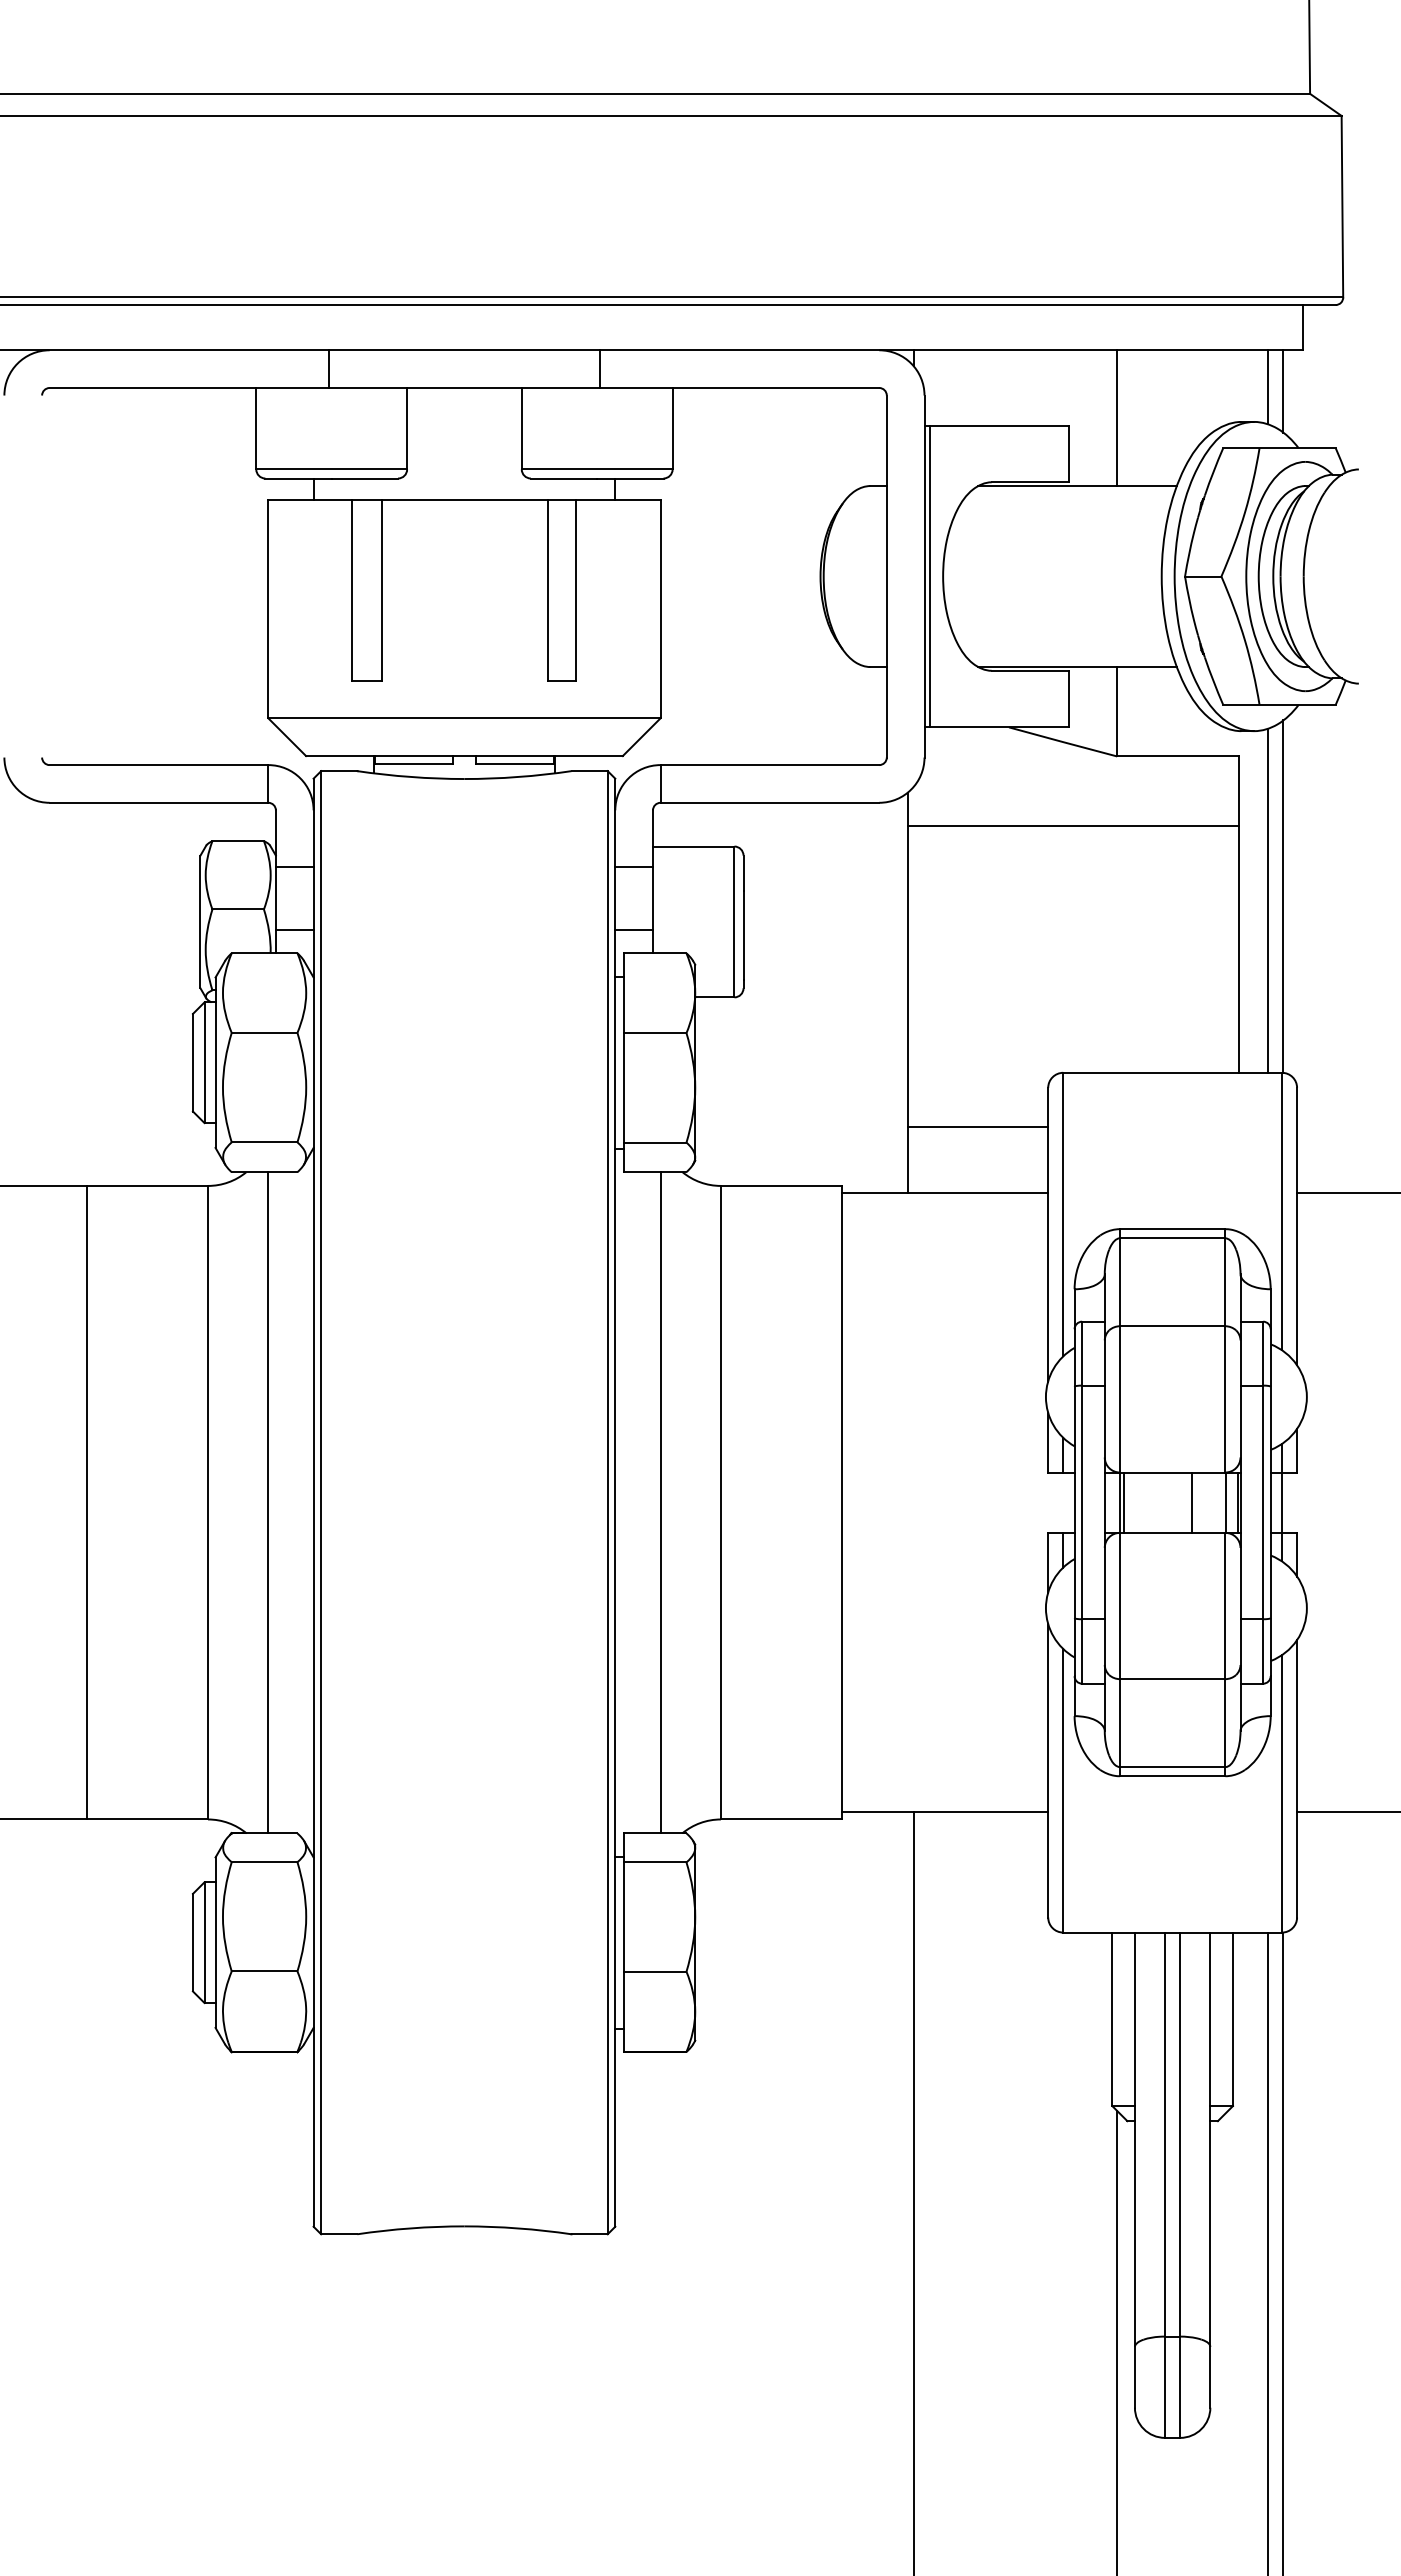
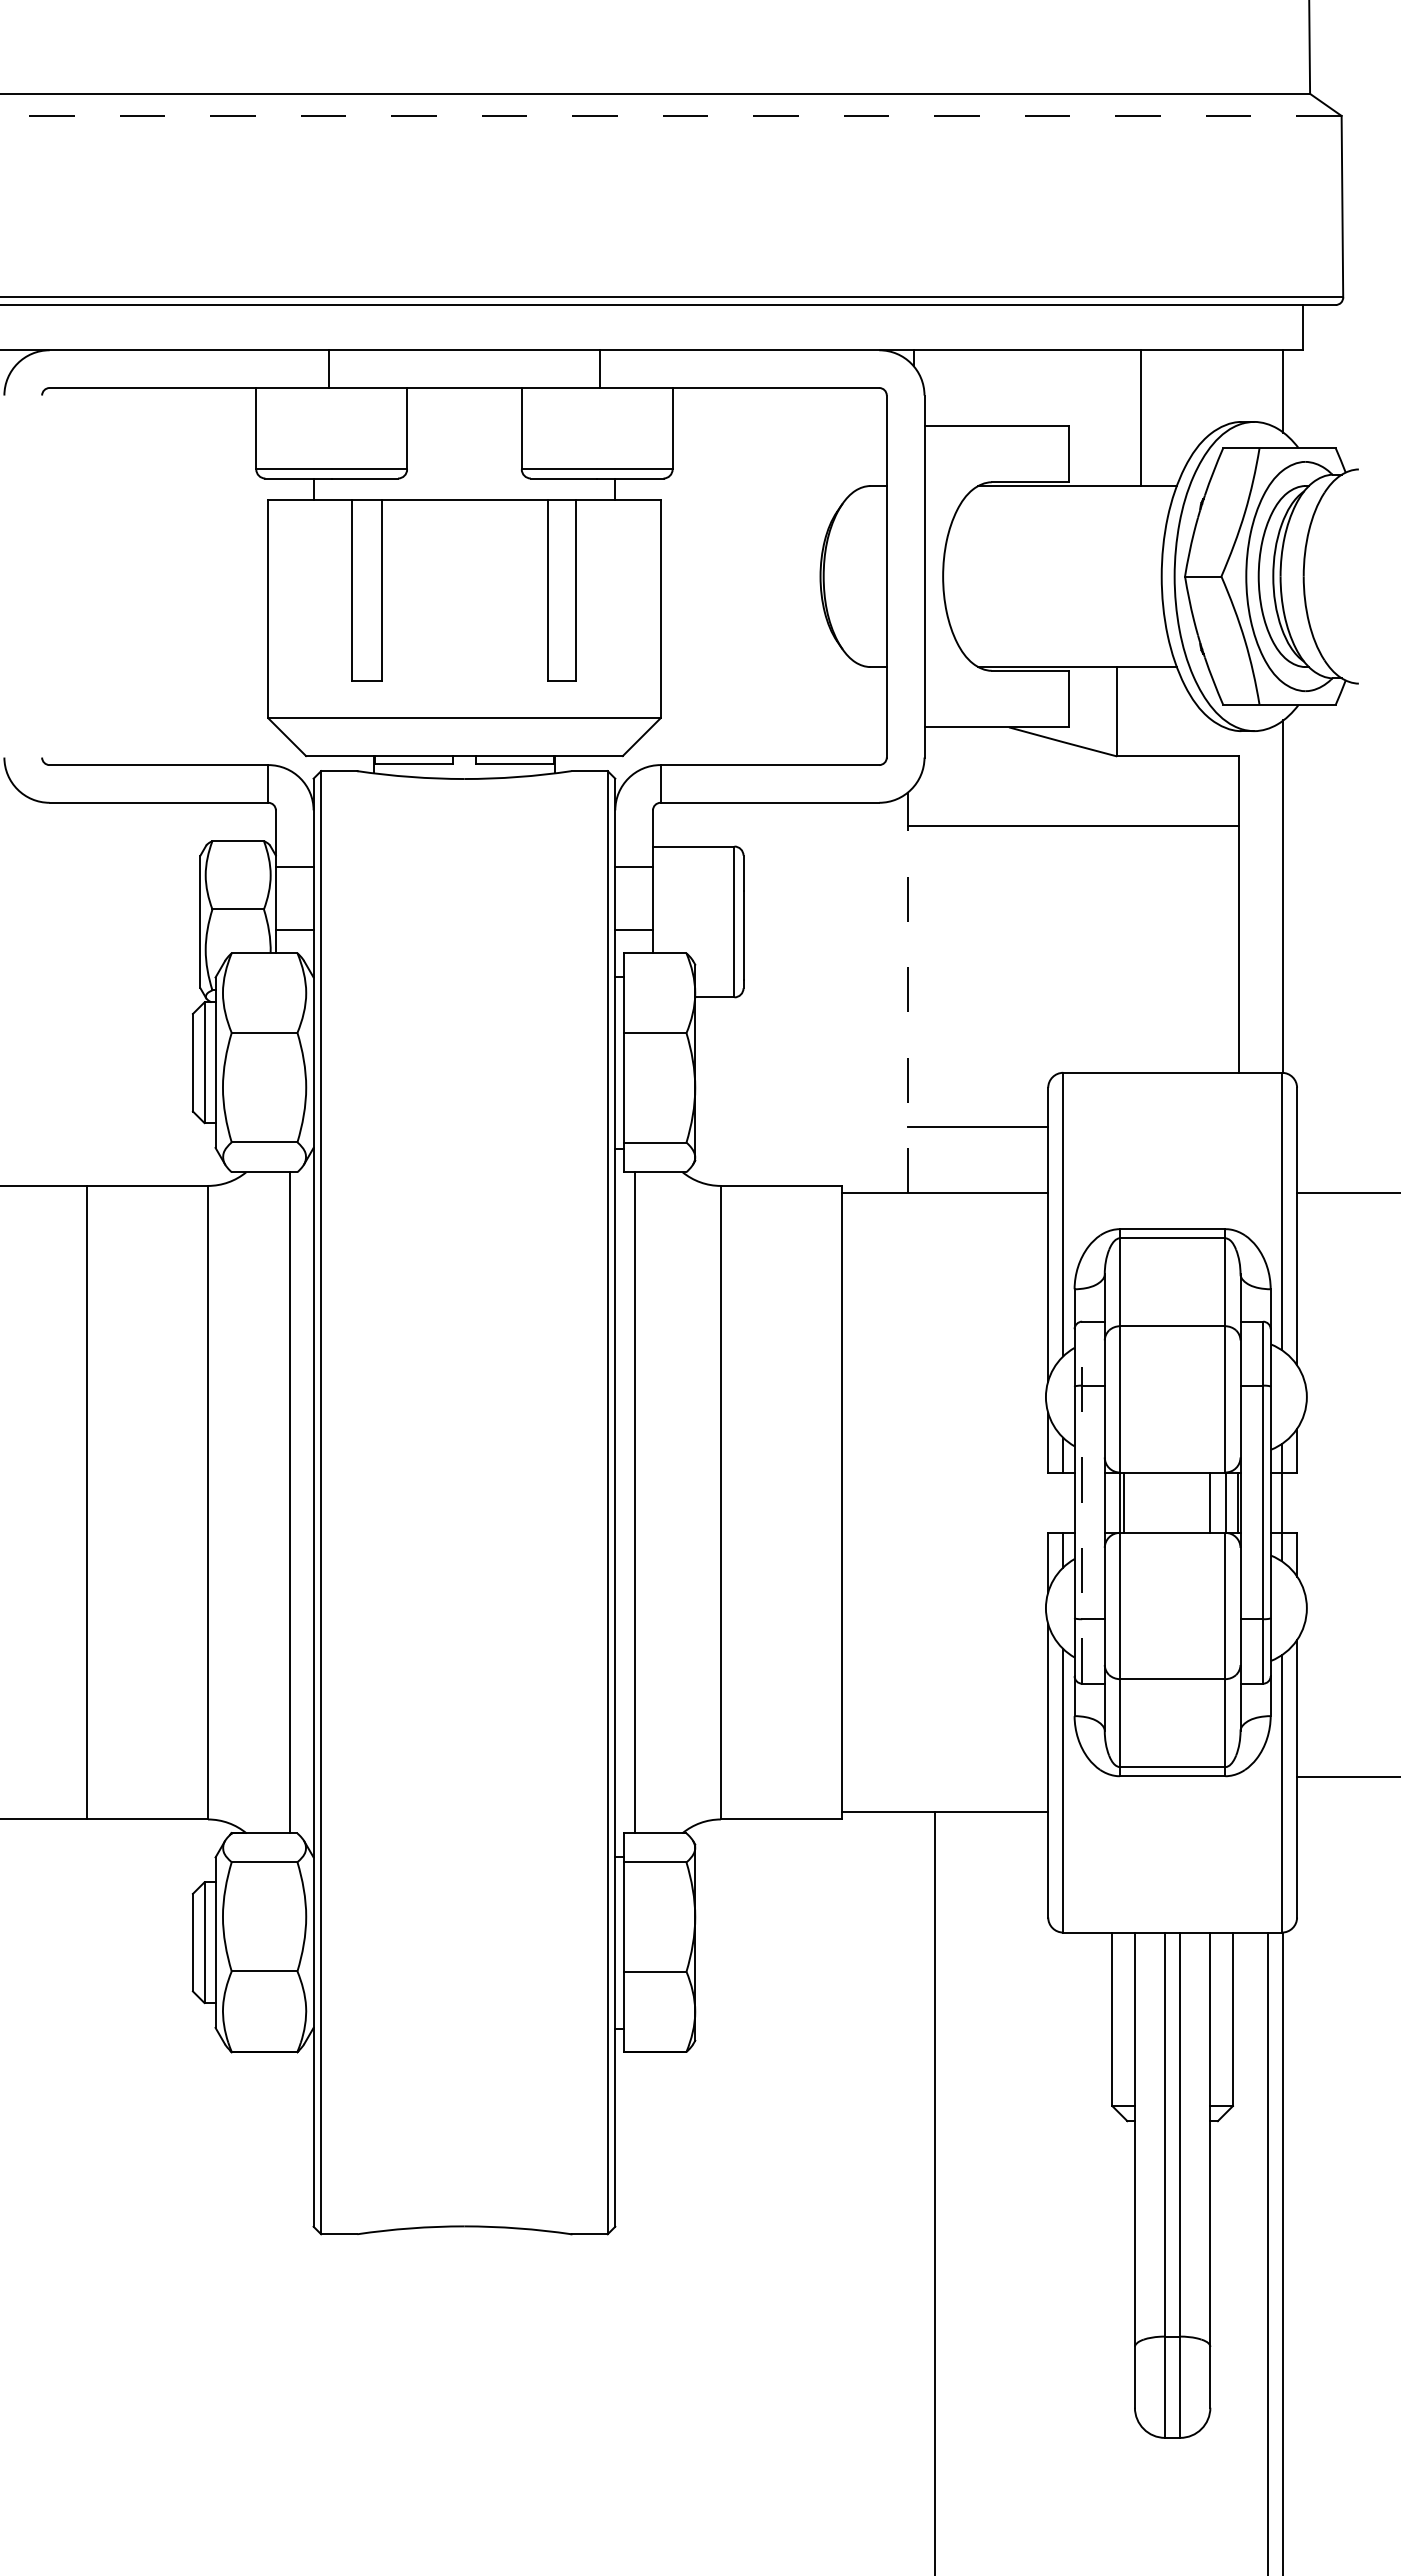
line: solid -> dashed (670, 115)
line: present -> none (1268, 387)
line position: (1117, 418) -> (1141, 418) (1141, 418)
line: present -> none (929, 576)
line: present -> none (1268, 900)
line: solid -> dashed (907, 992)
line position: (268, 1502) -> (290, 1502) (290, 1502)
line position: (660, 1502) -> (634, 1502) (634, 1502)
line: solid -> dashed (1082, 1502)
line position: (1191, 1502) -> (1209, 1502) (1209, 1502)
line position: (1347, 1811) -> (1347, 1776) (1347, 1776)
line position: (913, 2191) -> (934, 2191) (934, 2191)
line: present -> none (1117, 2341)
